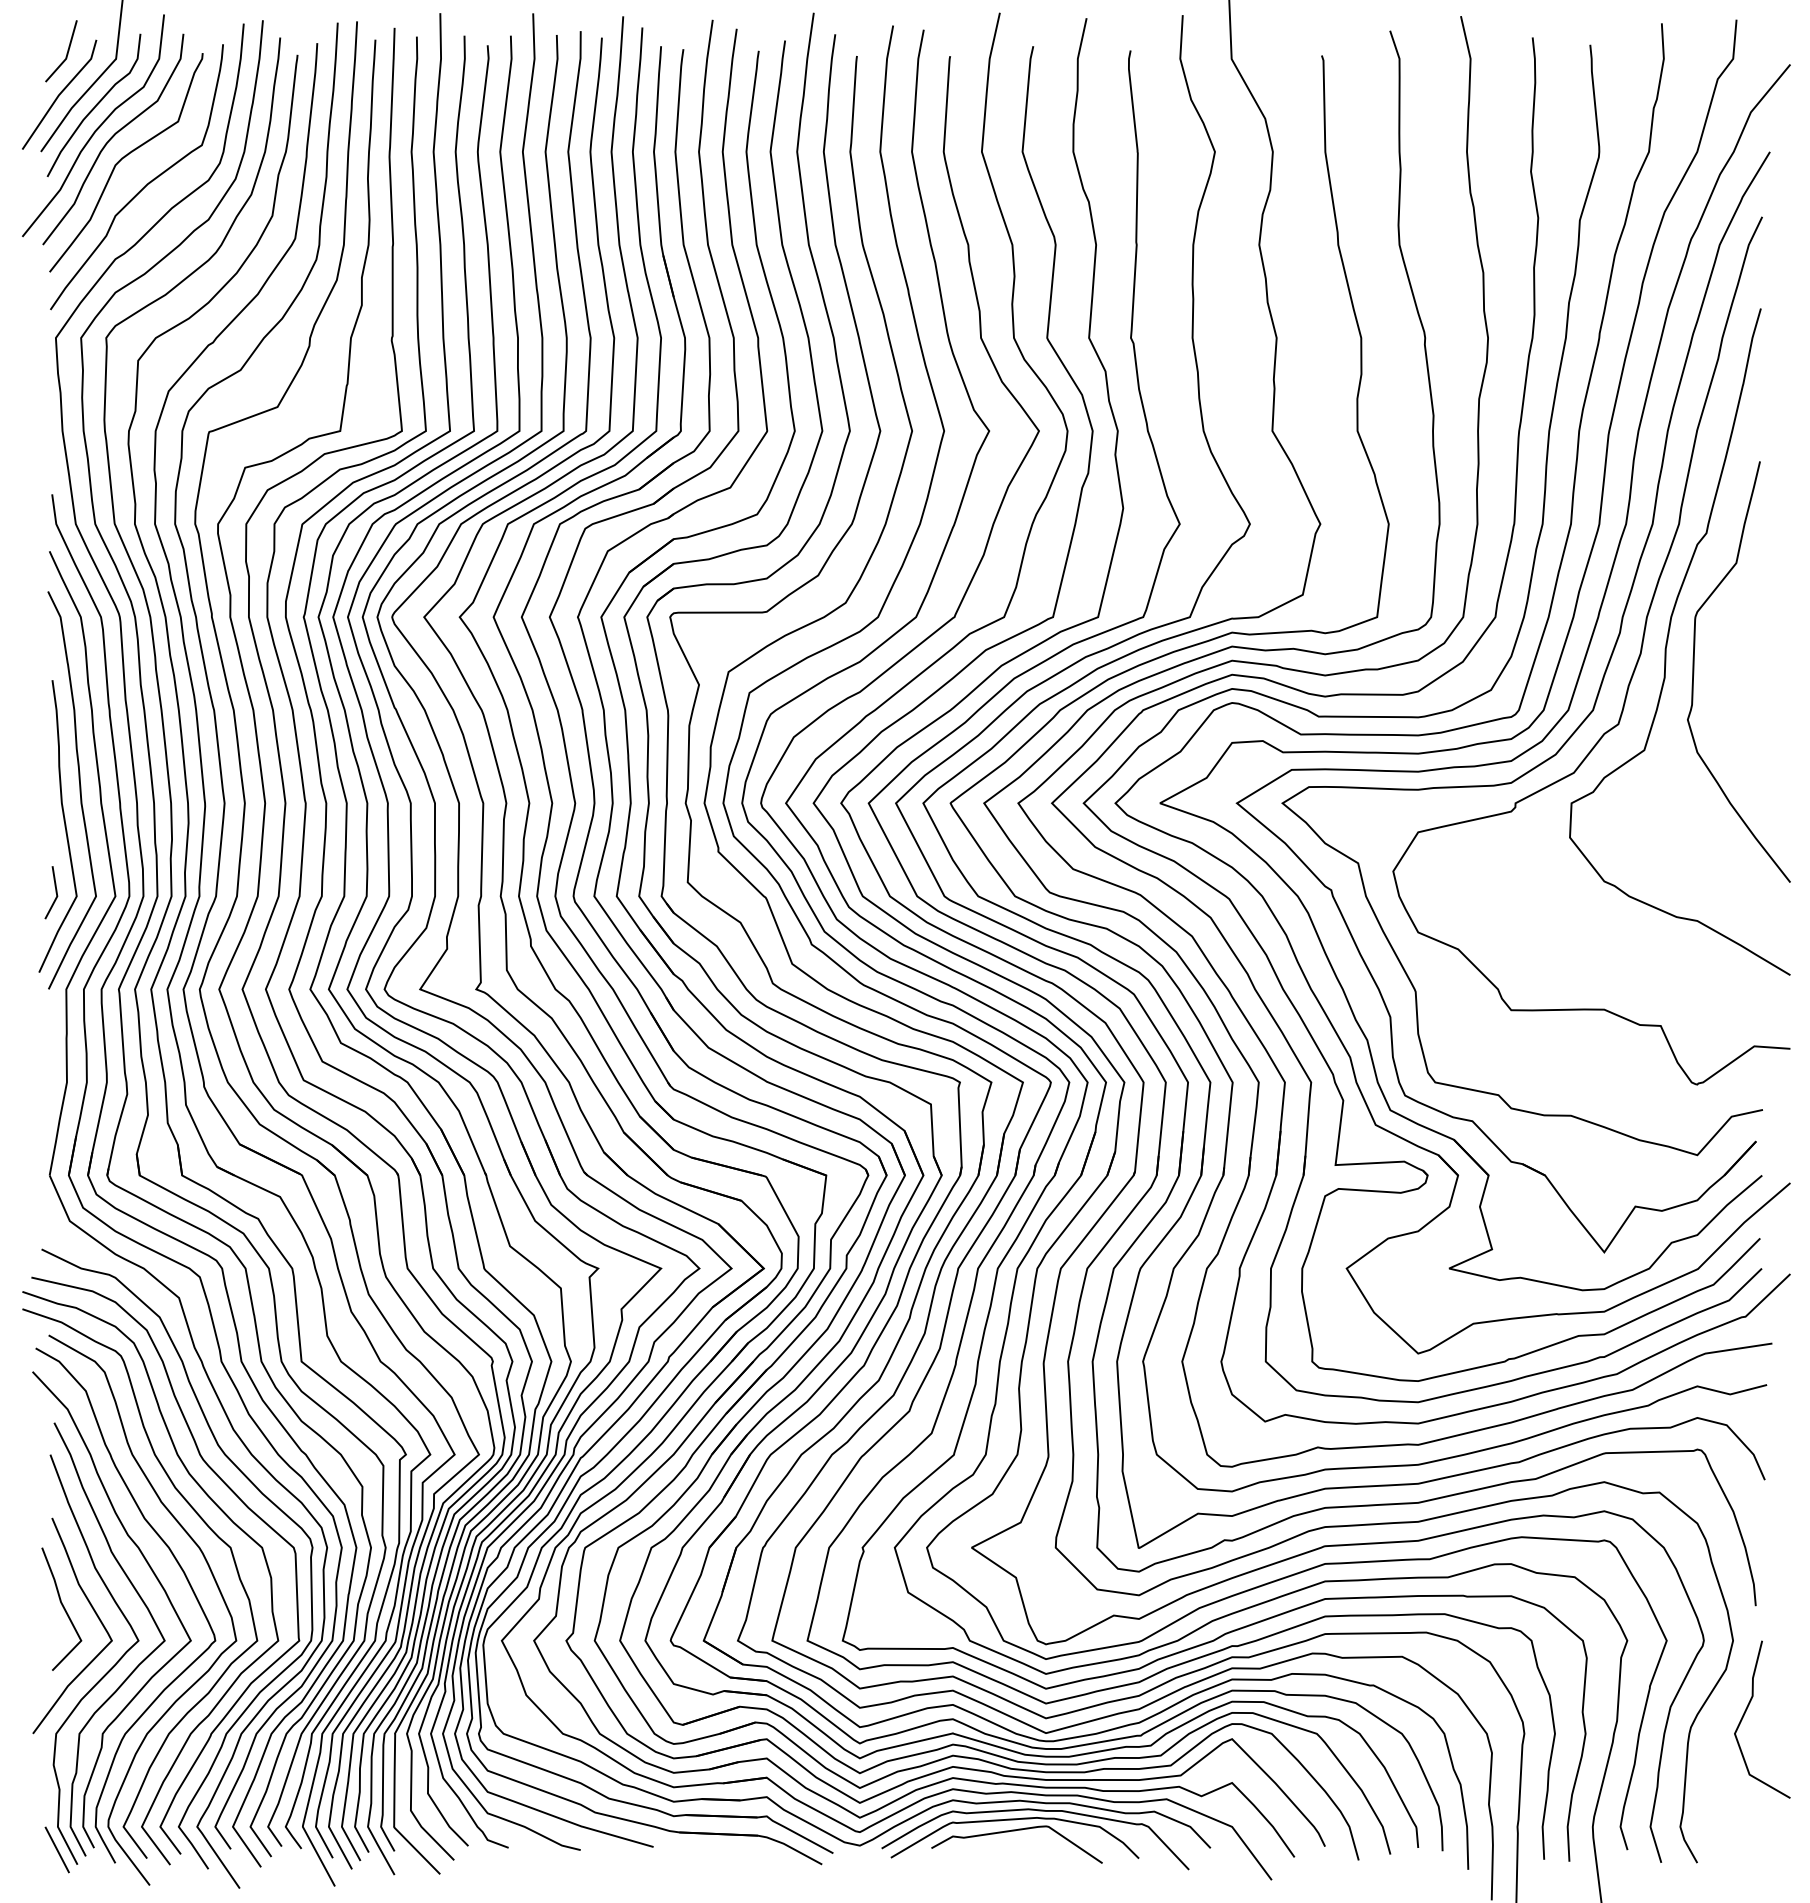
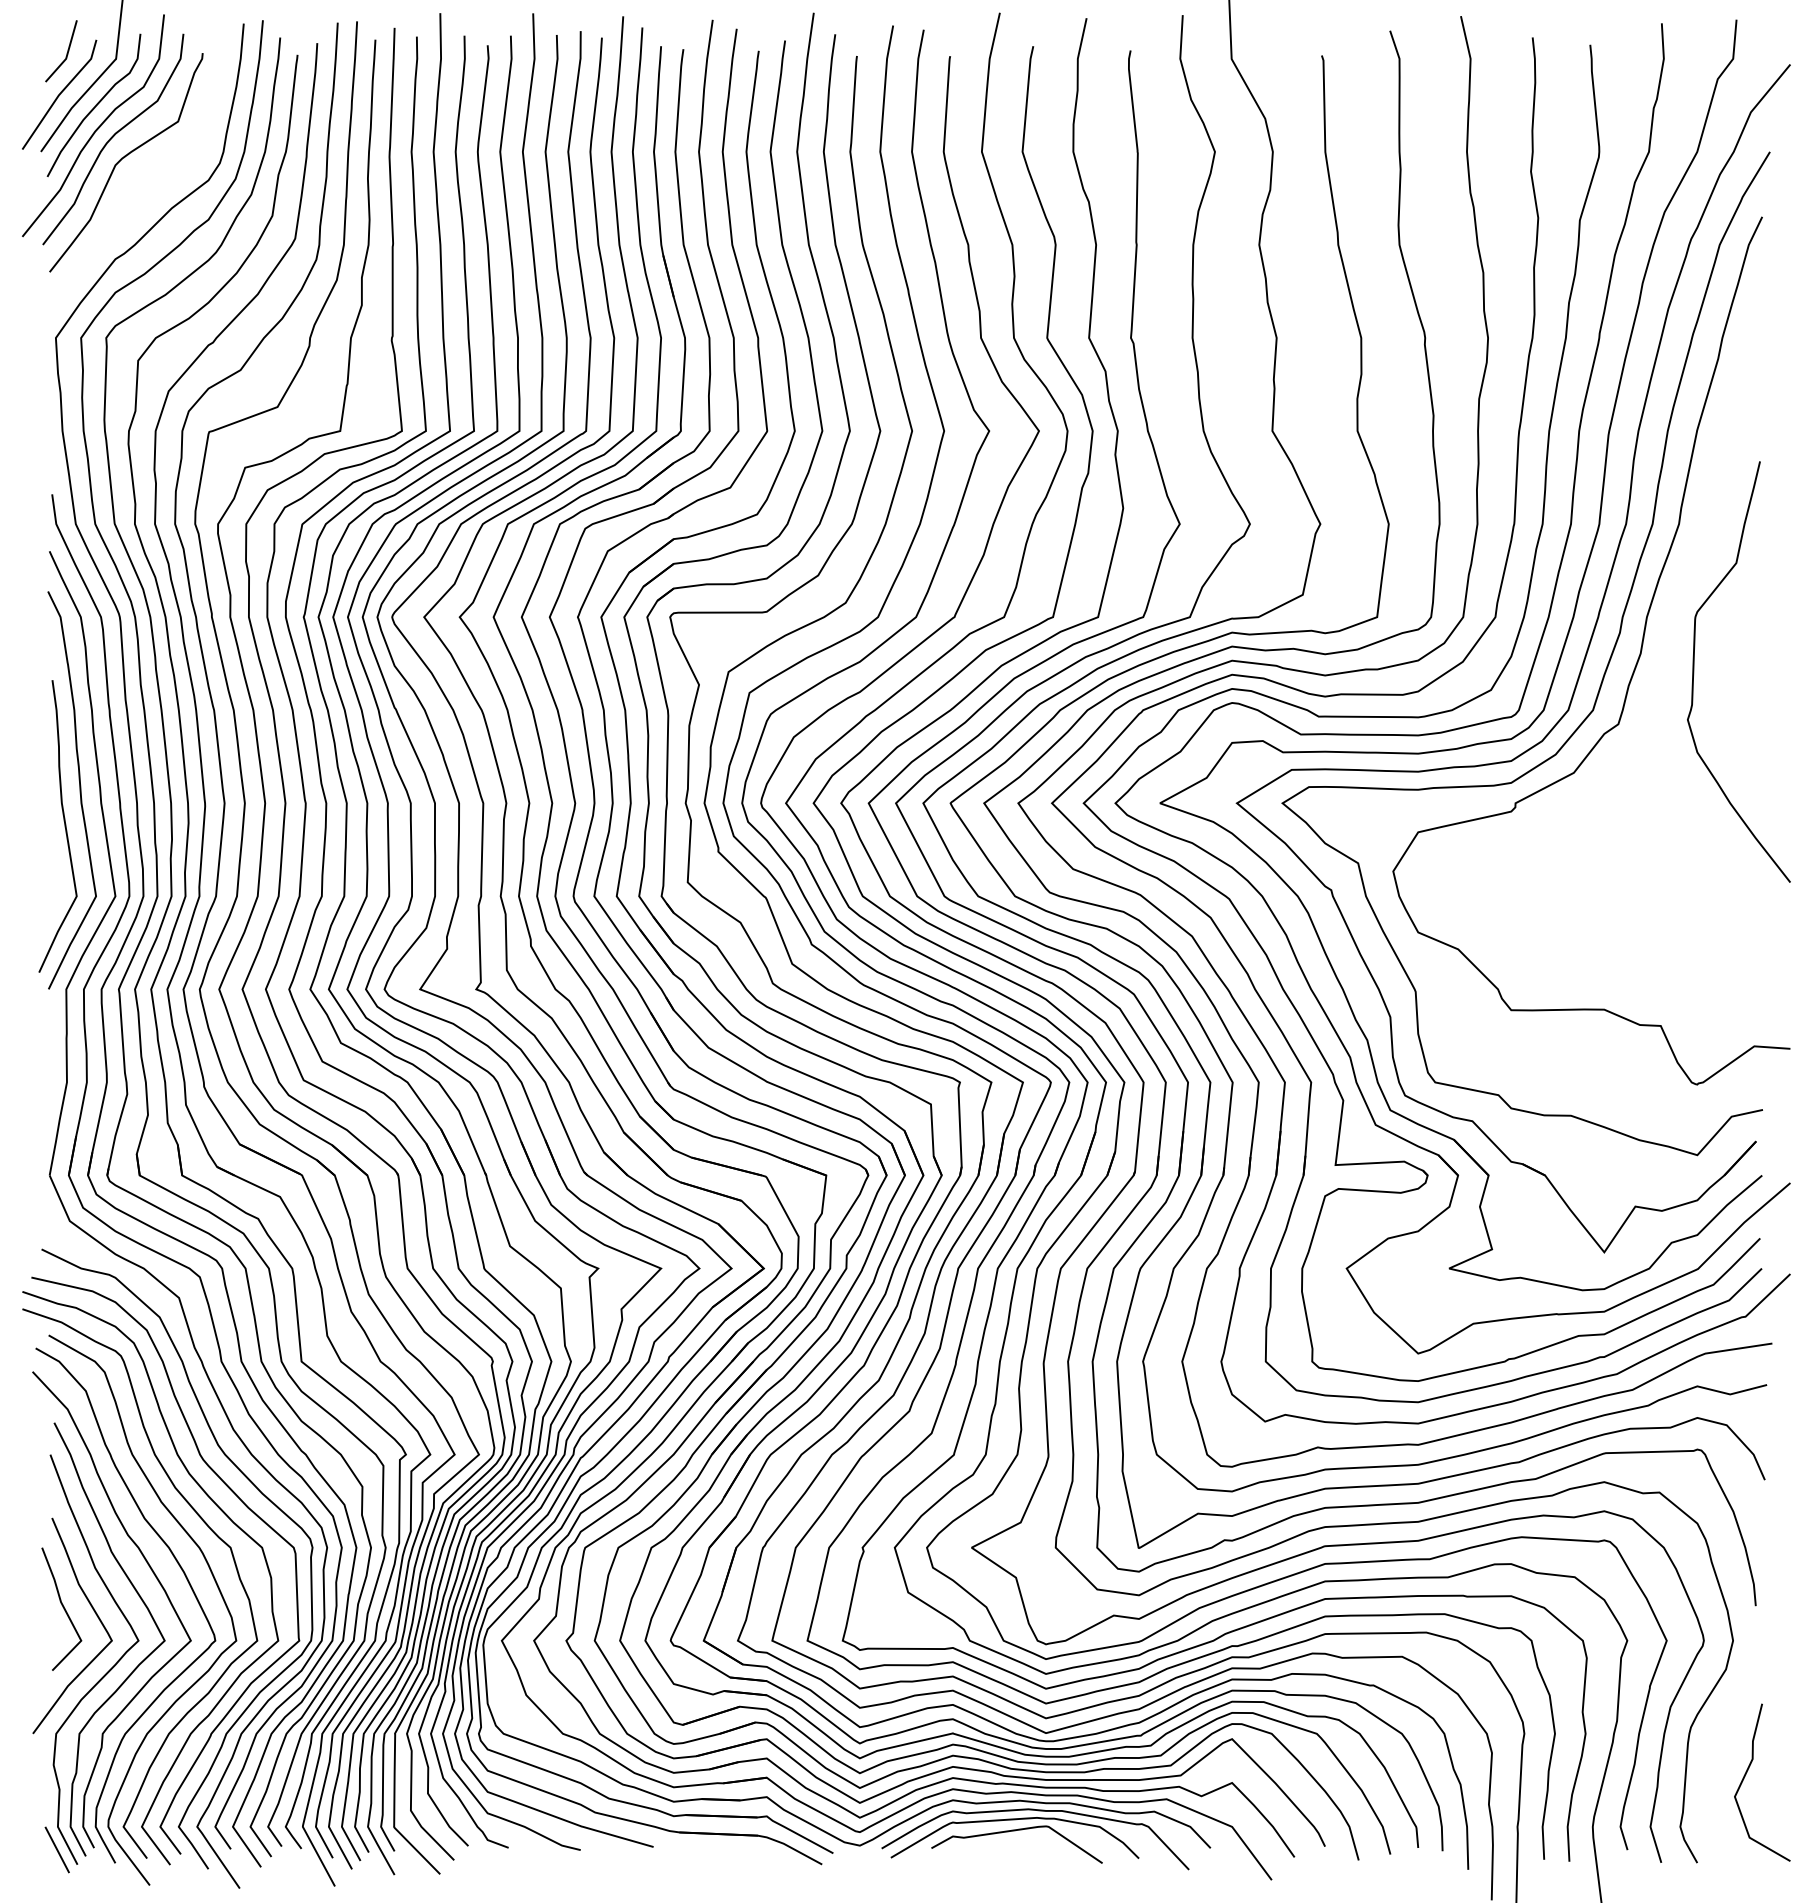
curve: present -> none (145, 185)
curve: present -> none (1668, 640)
line: present -> none (55, 892)
curve position: (1746, 1711) -> (1746, 1774) (1746, 1774)
